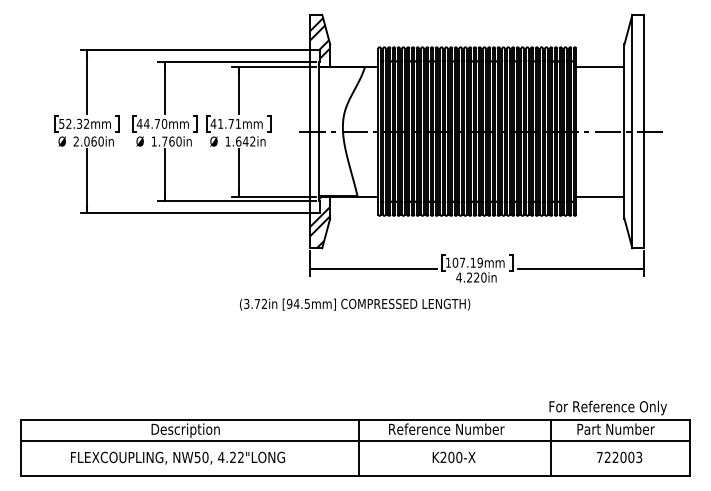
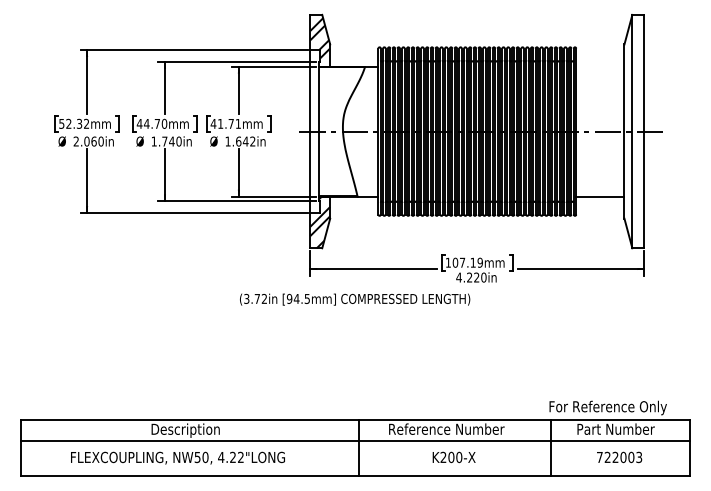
line: present -> none (600, 66)
text: 1.760in -> 1.740in (171, 141)
text position: (355, 304) -> (355, 299) (355, 299)
